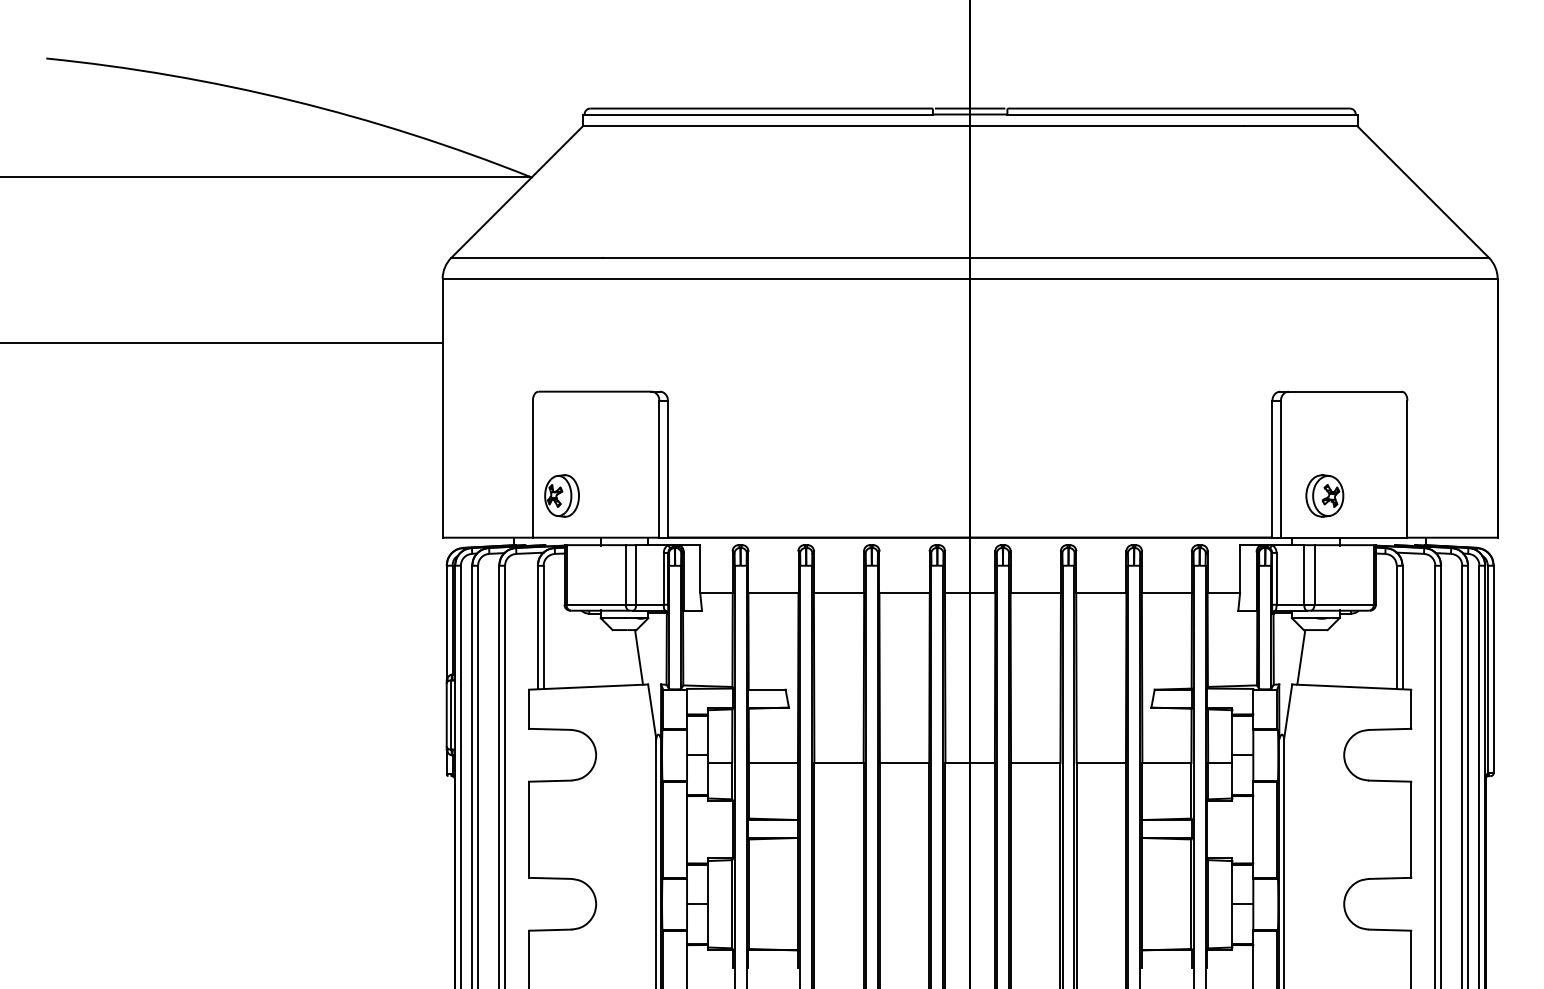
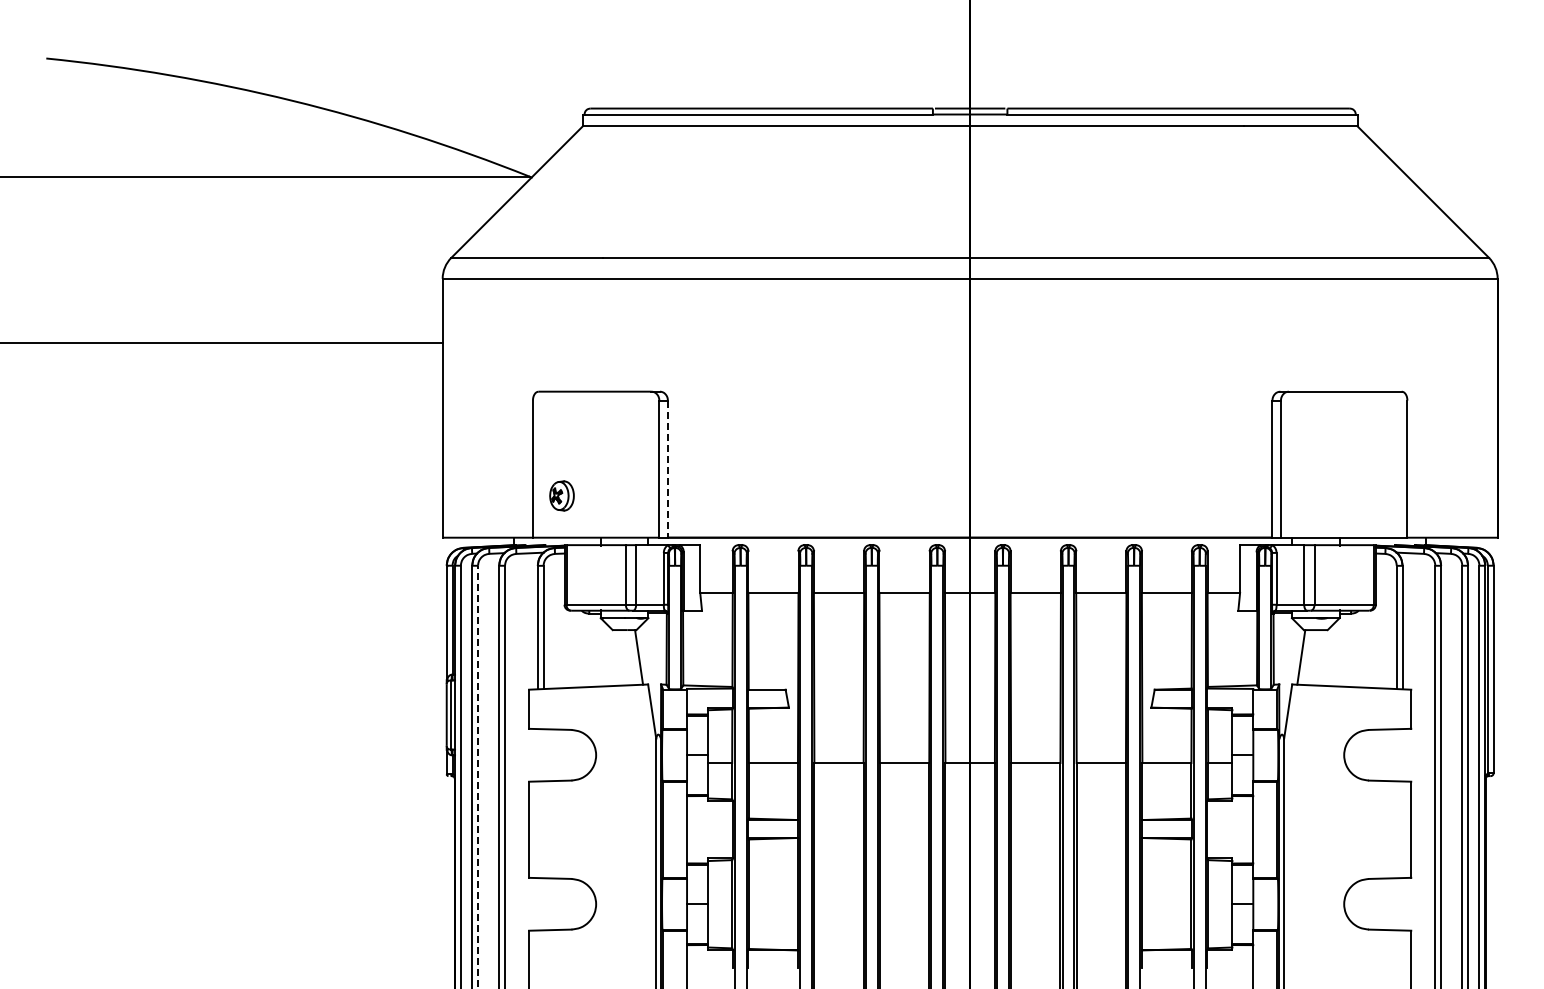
line: solid -> dashed (667, 469)
part size: 36x44 px -> 26x32 px (561, 495)
part: present -> none (1324, 495)
line: solid -> dashed (478, 776)
